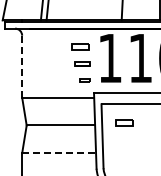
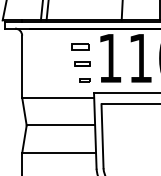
line: dashed -> solid (22, 66)
part: present -> none (124, 122)
line: dashed -> solid (59, 153)
